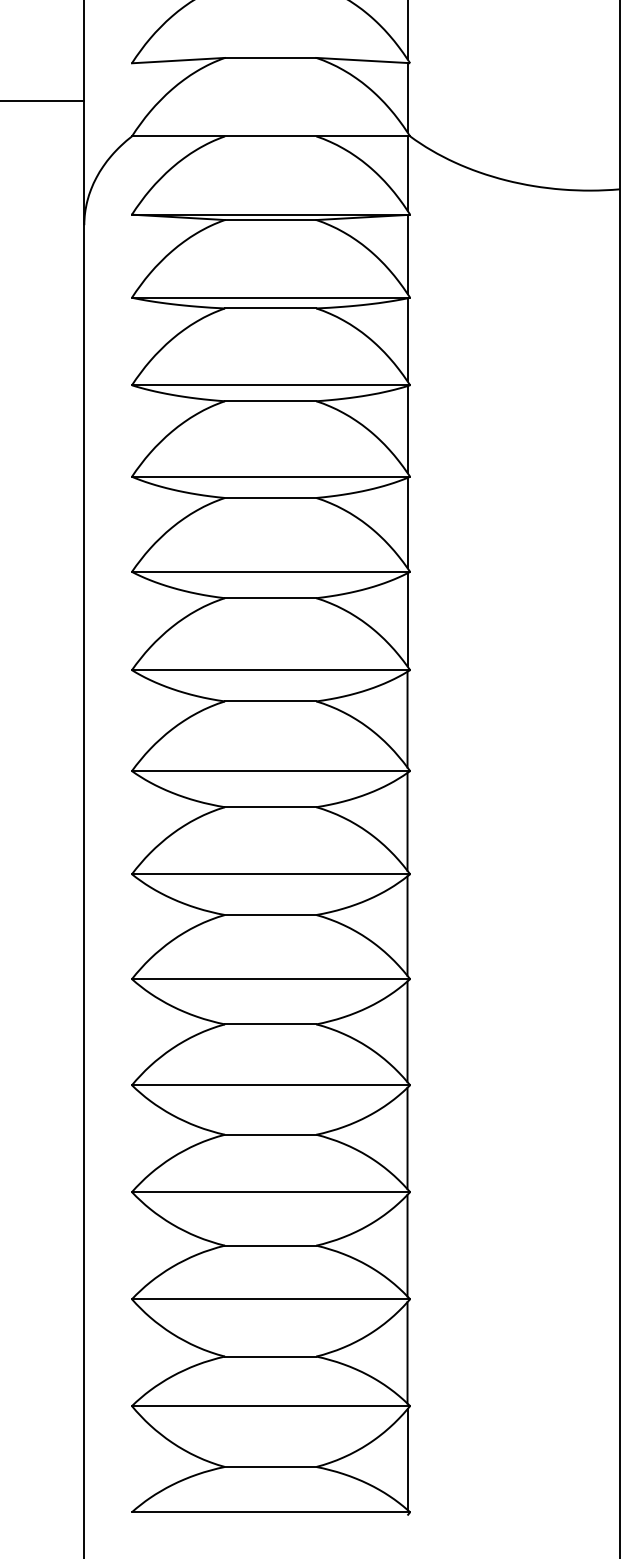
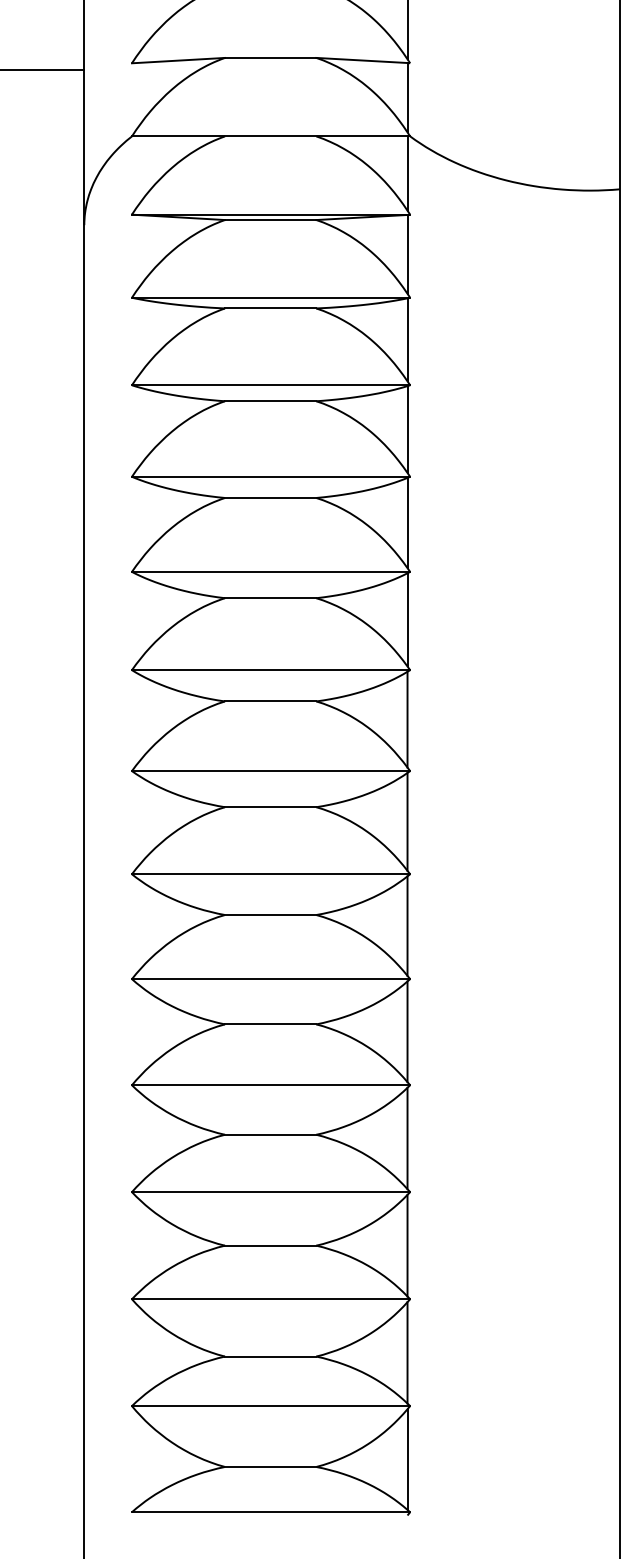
line position: (43, 100) -> (43, 69) (43, 69)
